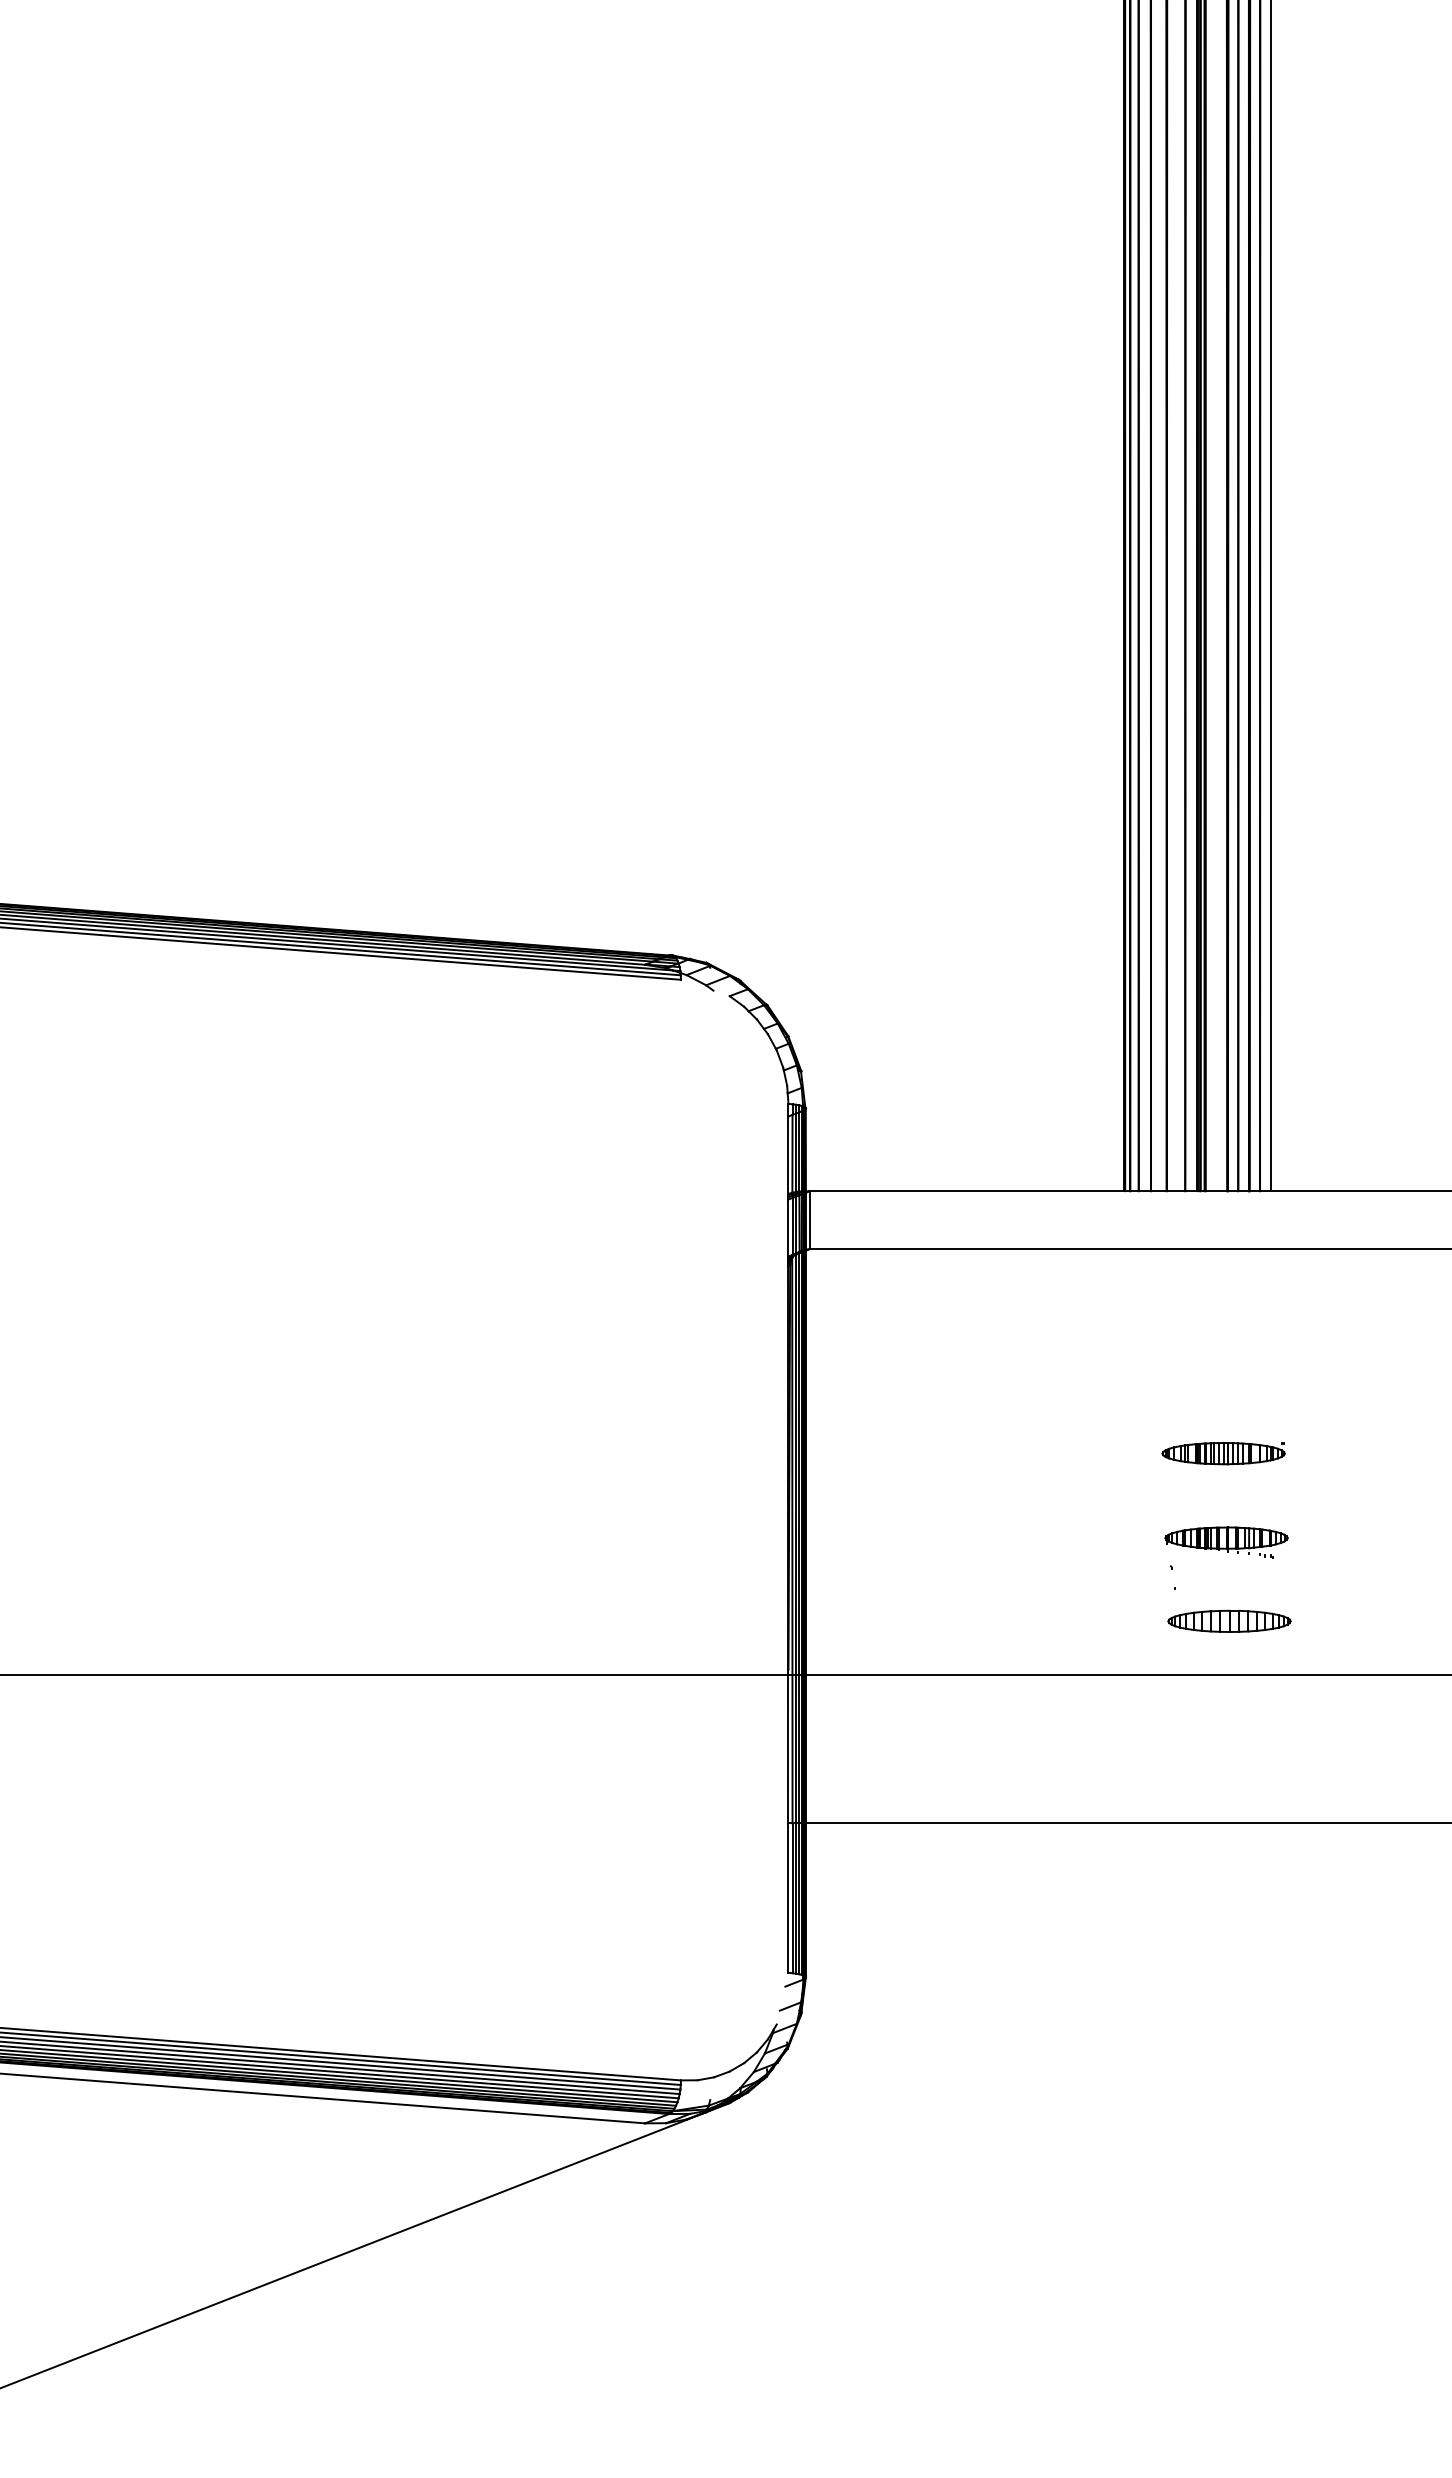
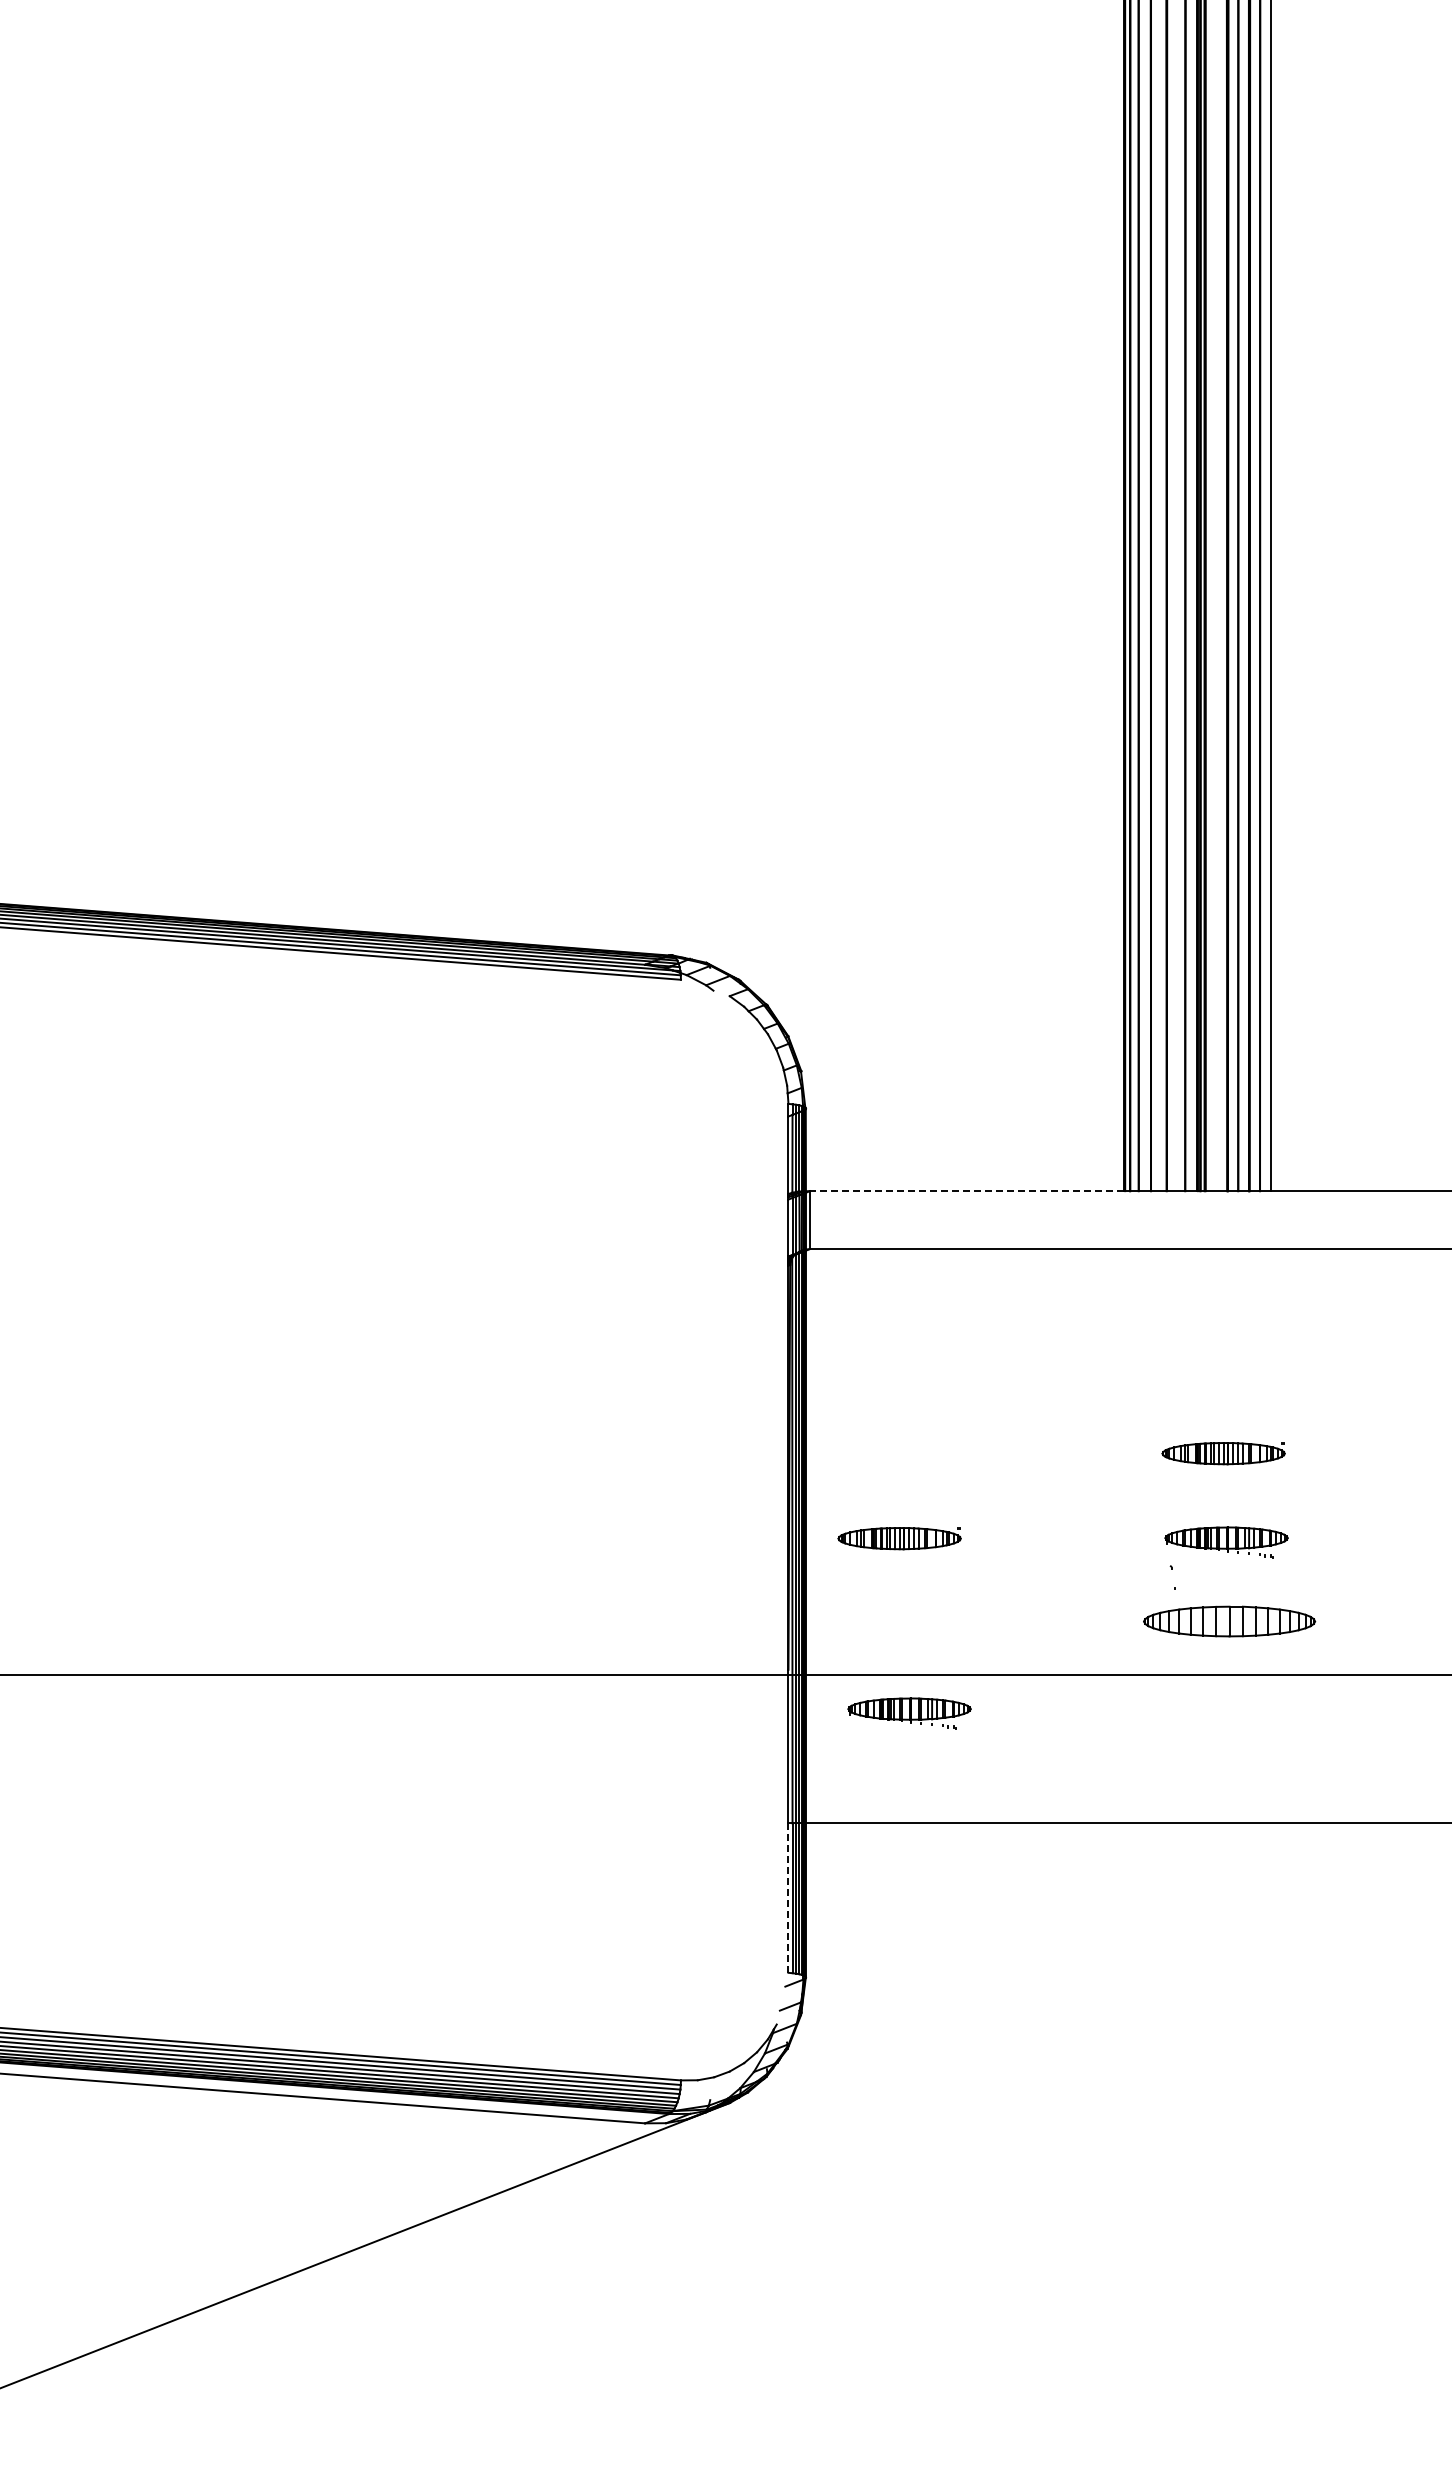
line: solid -> dashed (966, 1191)
part: none -> present (899, 1538)
part size: 125x24 px -> 174x33 px (1229, 1621)
part: none -> present (909, 1713)
line: solid -> dashed (788, 1898)
